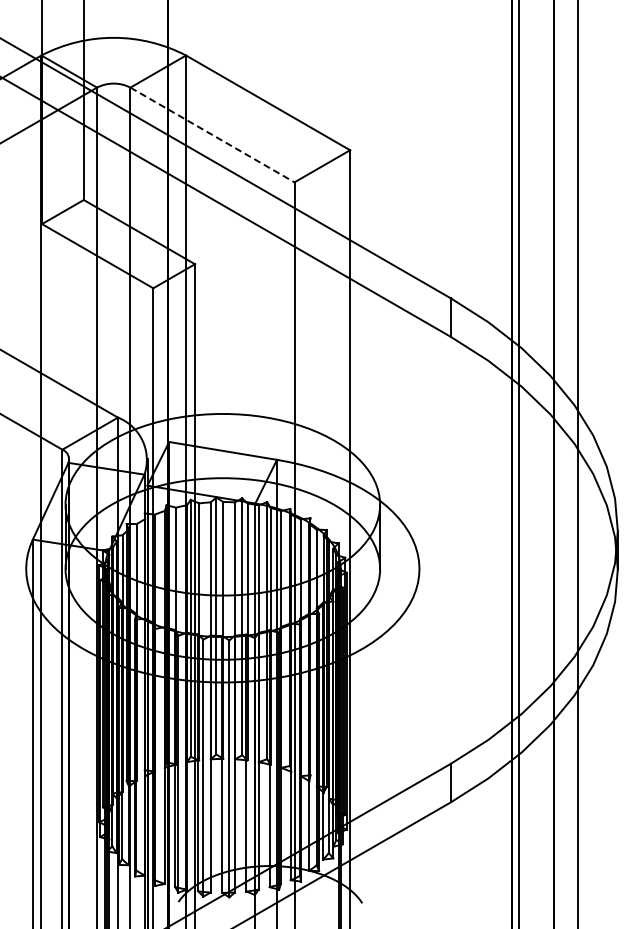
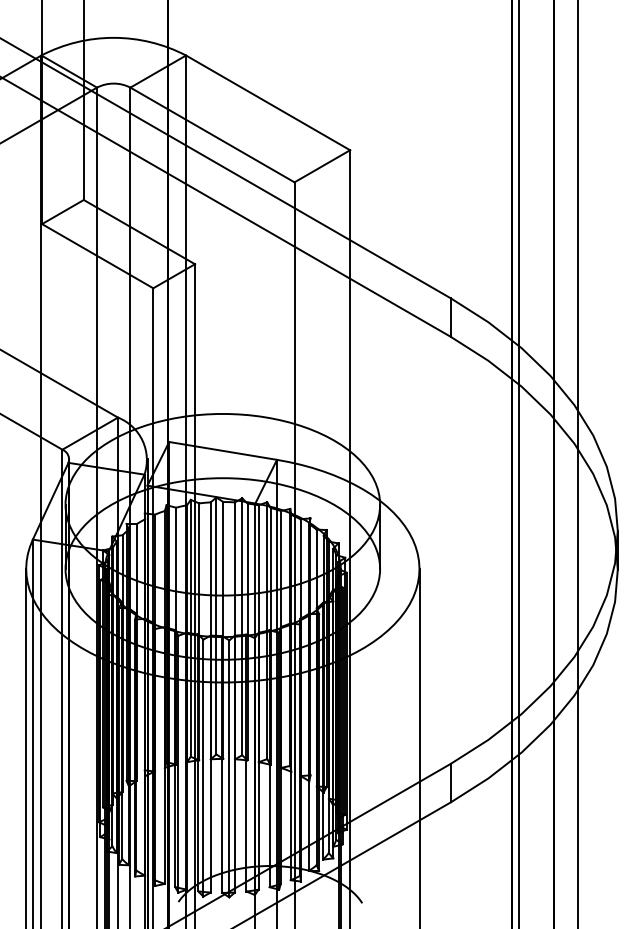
line: dashed -> solid (212, 134)
line: none -> present (26, 747)
line: none -> present (419, 747)
